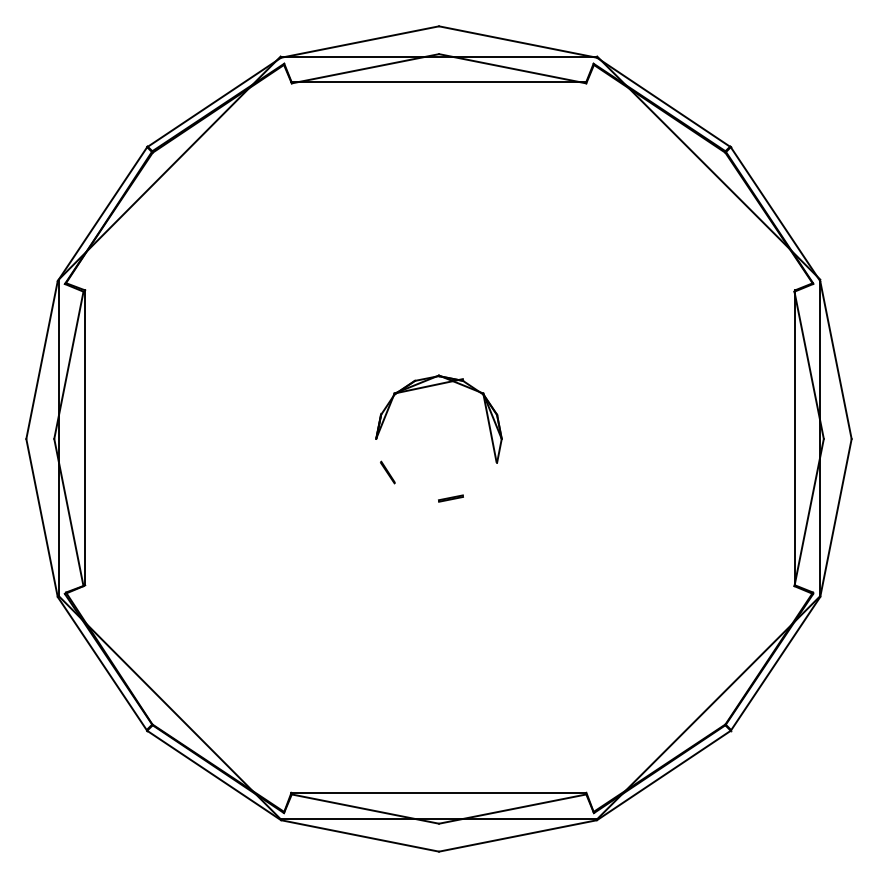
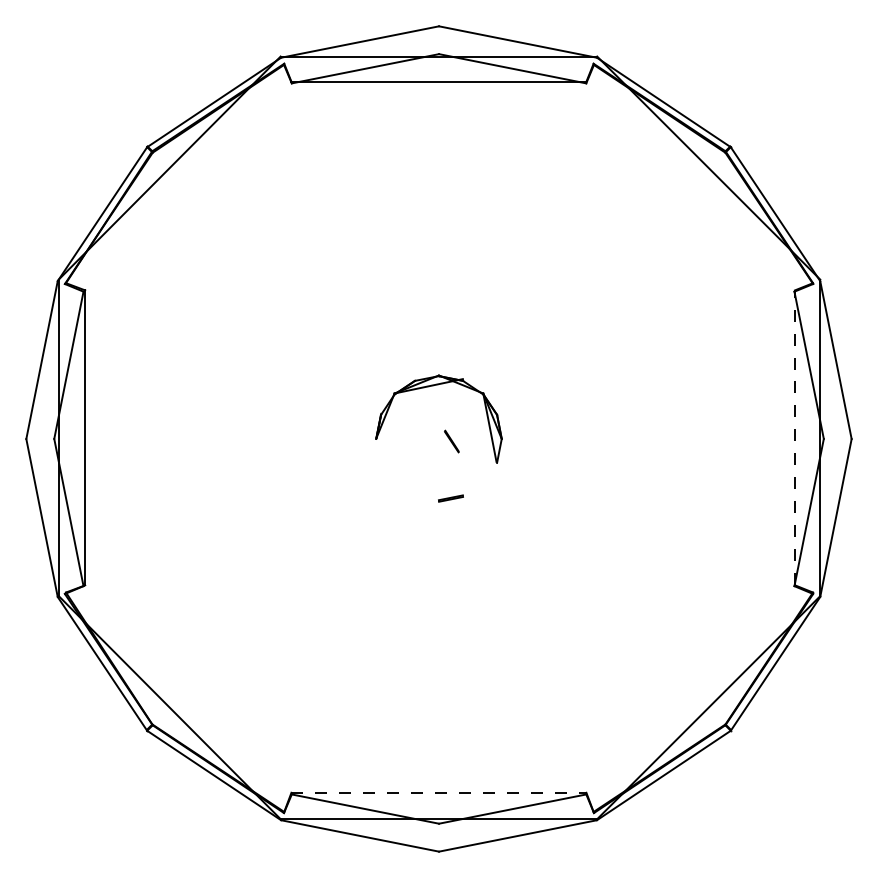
line: solid -> dashed (795, 437)
line position: (387, 472) -> (451, 441) (451, 441)
line: solid -> dashed (439, 792)
